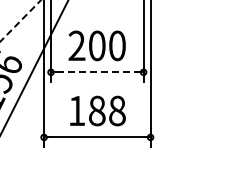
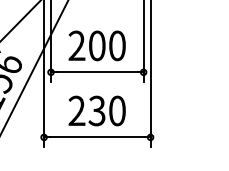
line: dashed -> solid (20, 21)
line: dashed -> solid (97, 72)
text: 188 -> 230 (96, 110)
